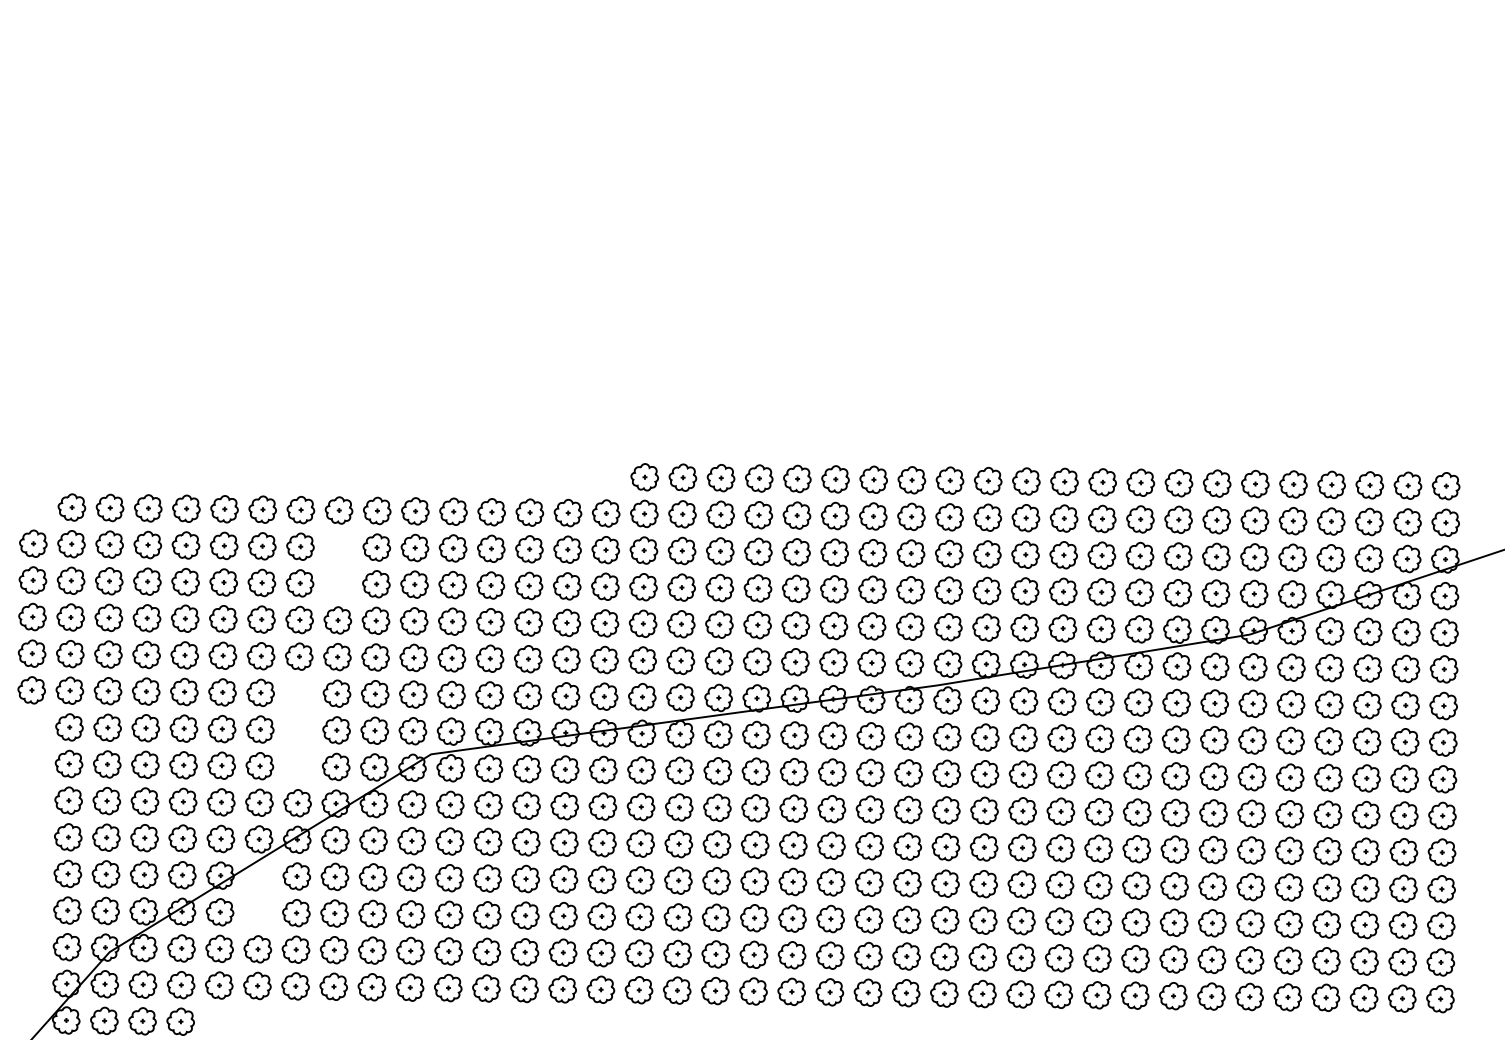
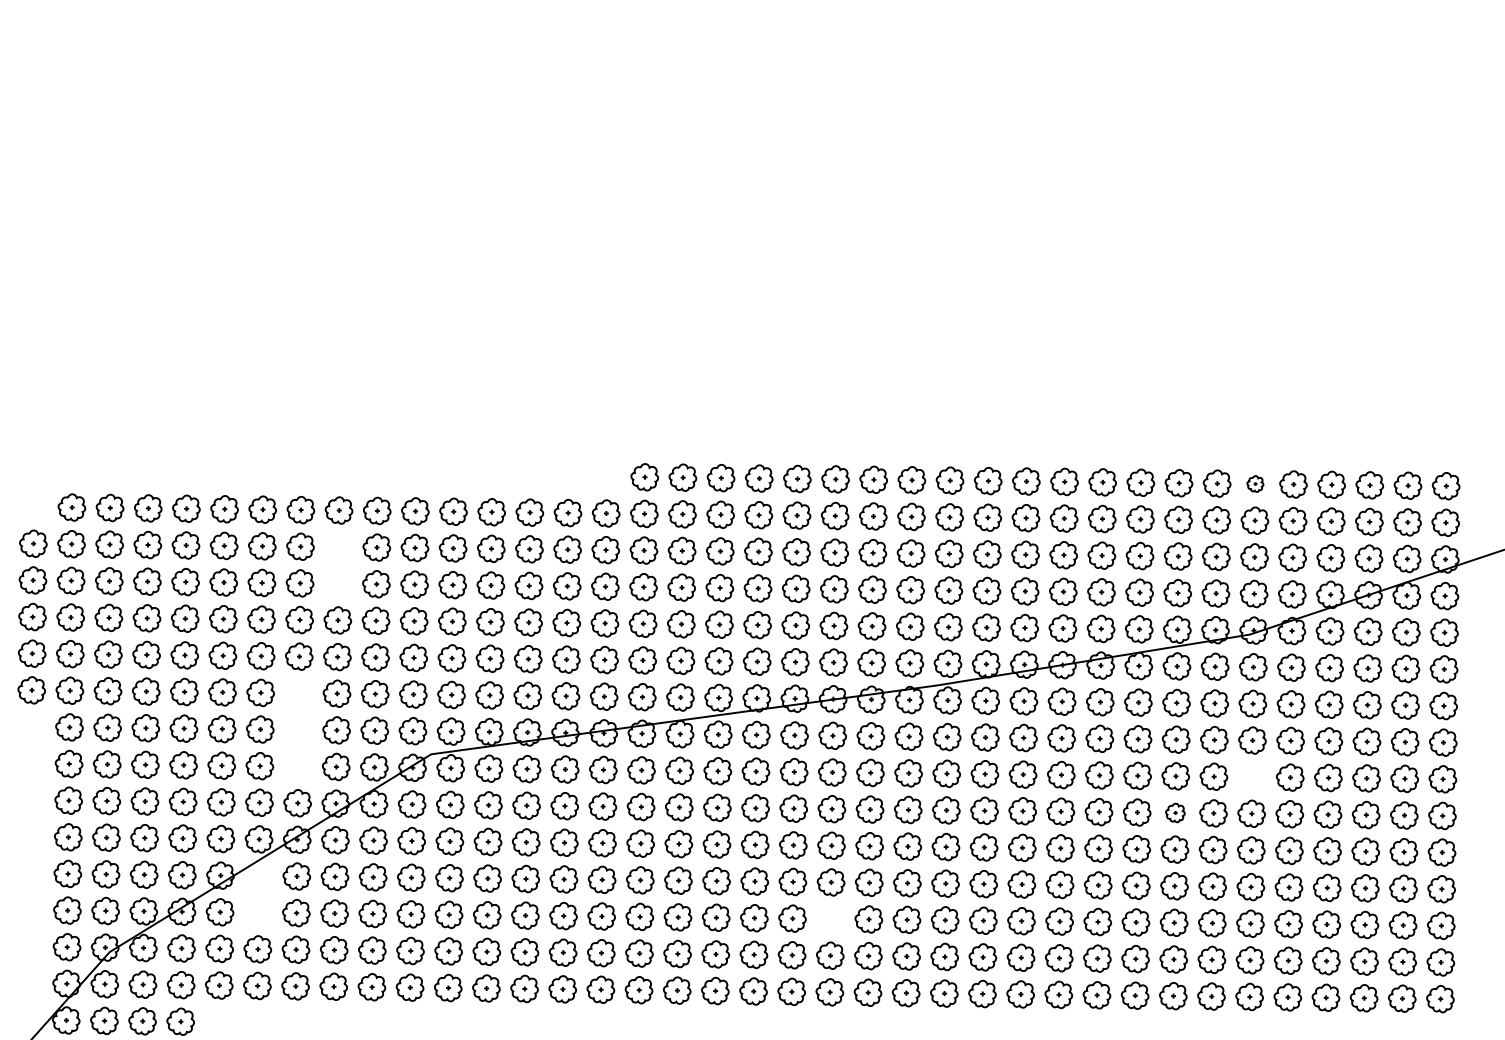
part size: 29x30 px -> 19x18 px (1255, 483)
part: present -> none (1251, 777)
part size: 29x30 px -> 21x22 px (1175, 812)
part: present -> none (830, 918)
